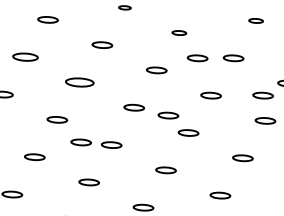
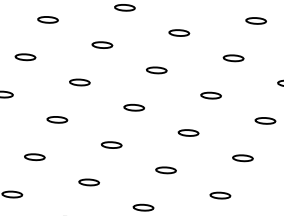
part size: 14x6 px -> 22x8 px (124, 7)
part size: 16x6 px -> 22x8 px (255, 20)
part size: 17x6 px -> 23x8 px (179, 32)
part size: 27x10 px -> 23x9 px (25, 57)
part: present -> none (197, 58)
part size: 30x11 px -> 22x9 px (79, 82)
part: present -> none (262, 95)
part: present -> none (168, 115)
part: present -> none (80, 142)
